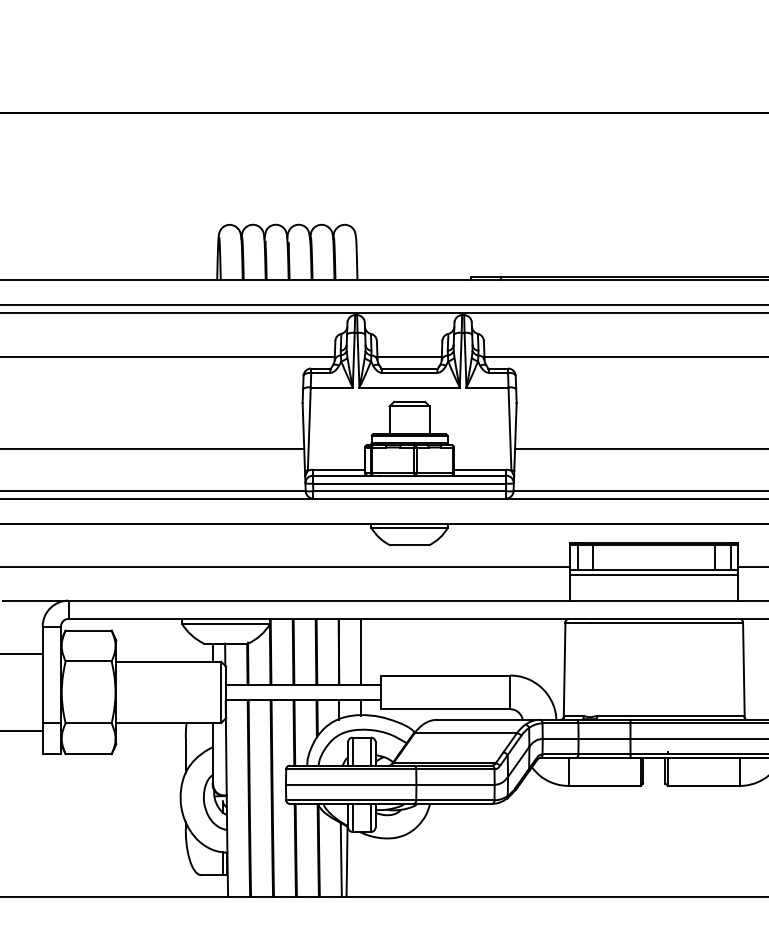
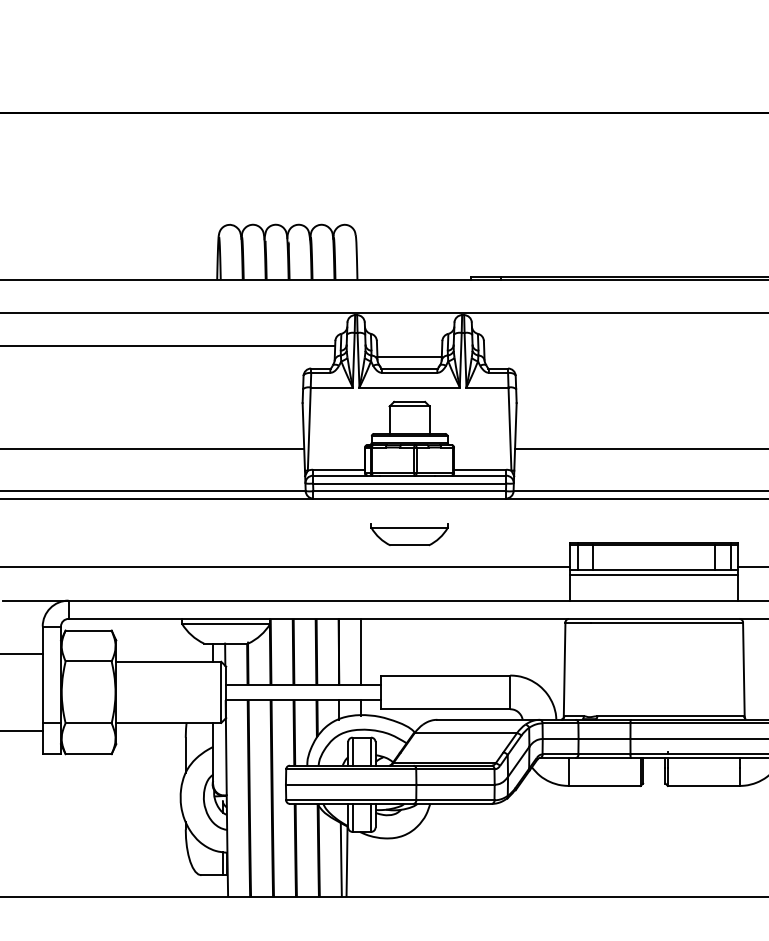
line: present -> none (383, 305)
line position: (168, 357) -> (168, 346) (168, 346)
line: present -> none (624, 357)
line: present -> none (383, 524)
